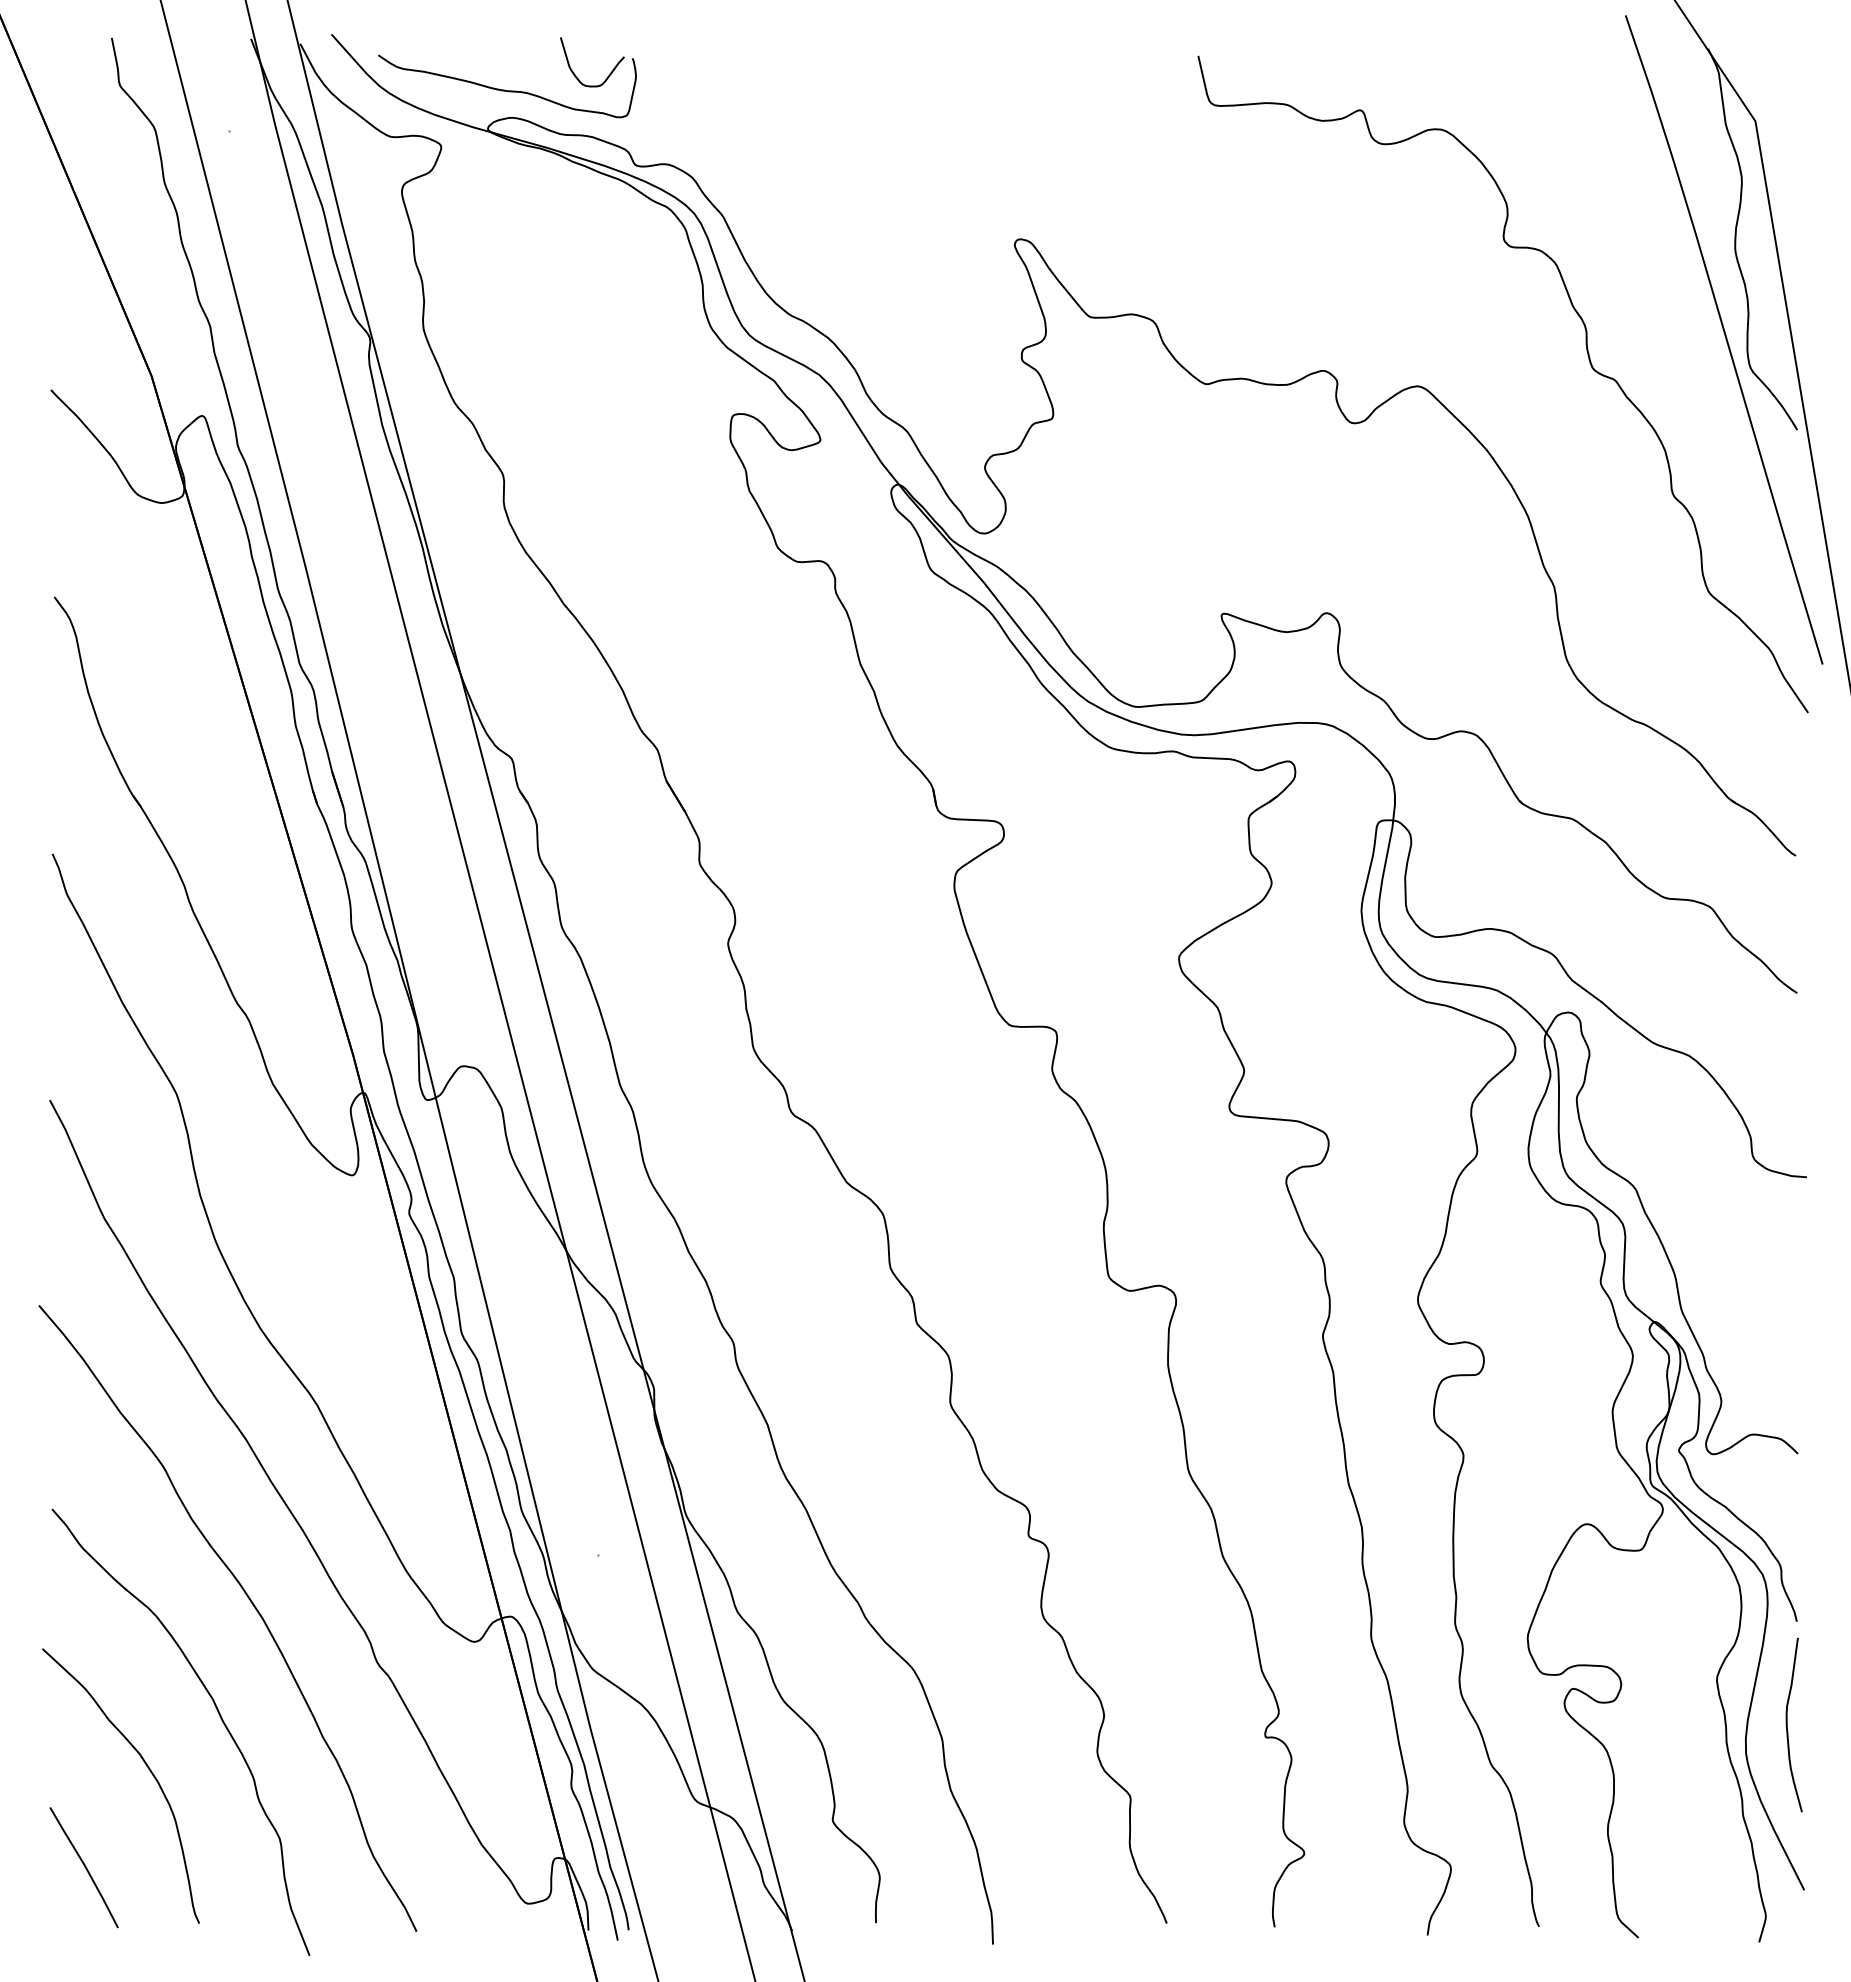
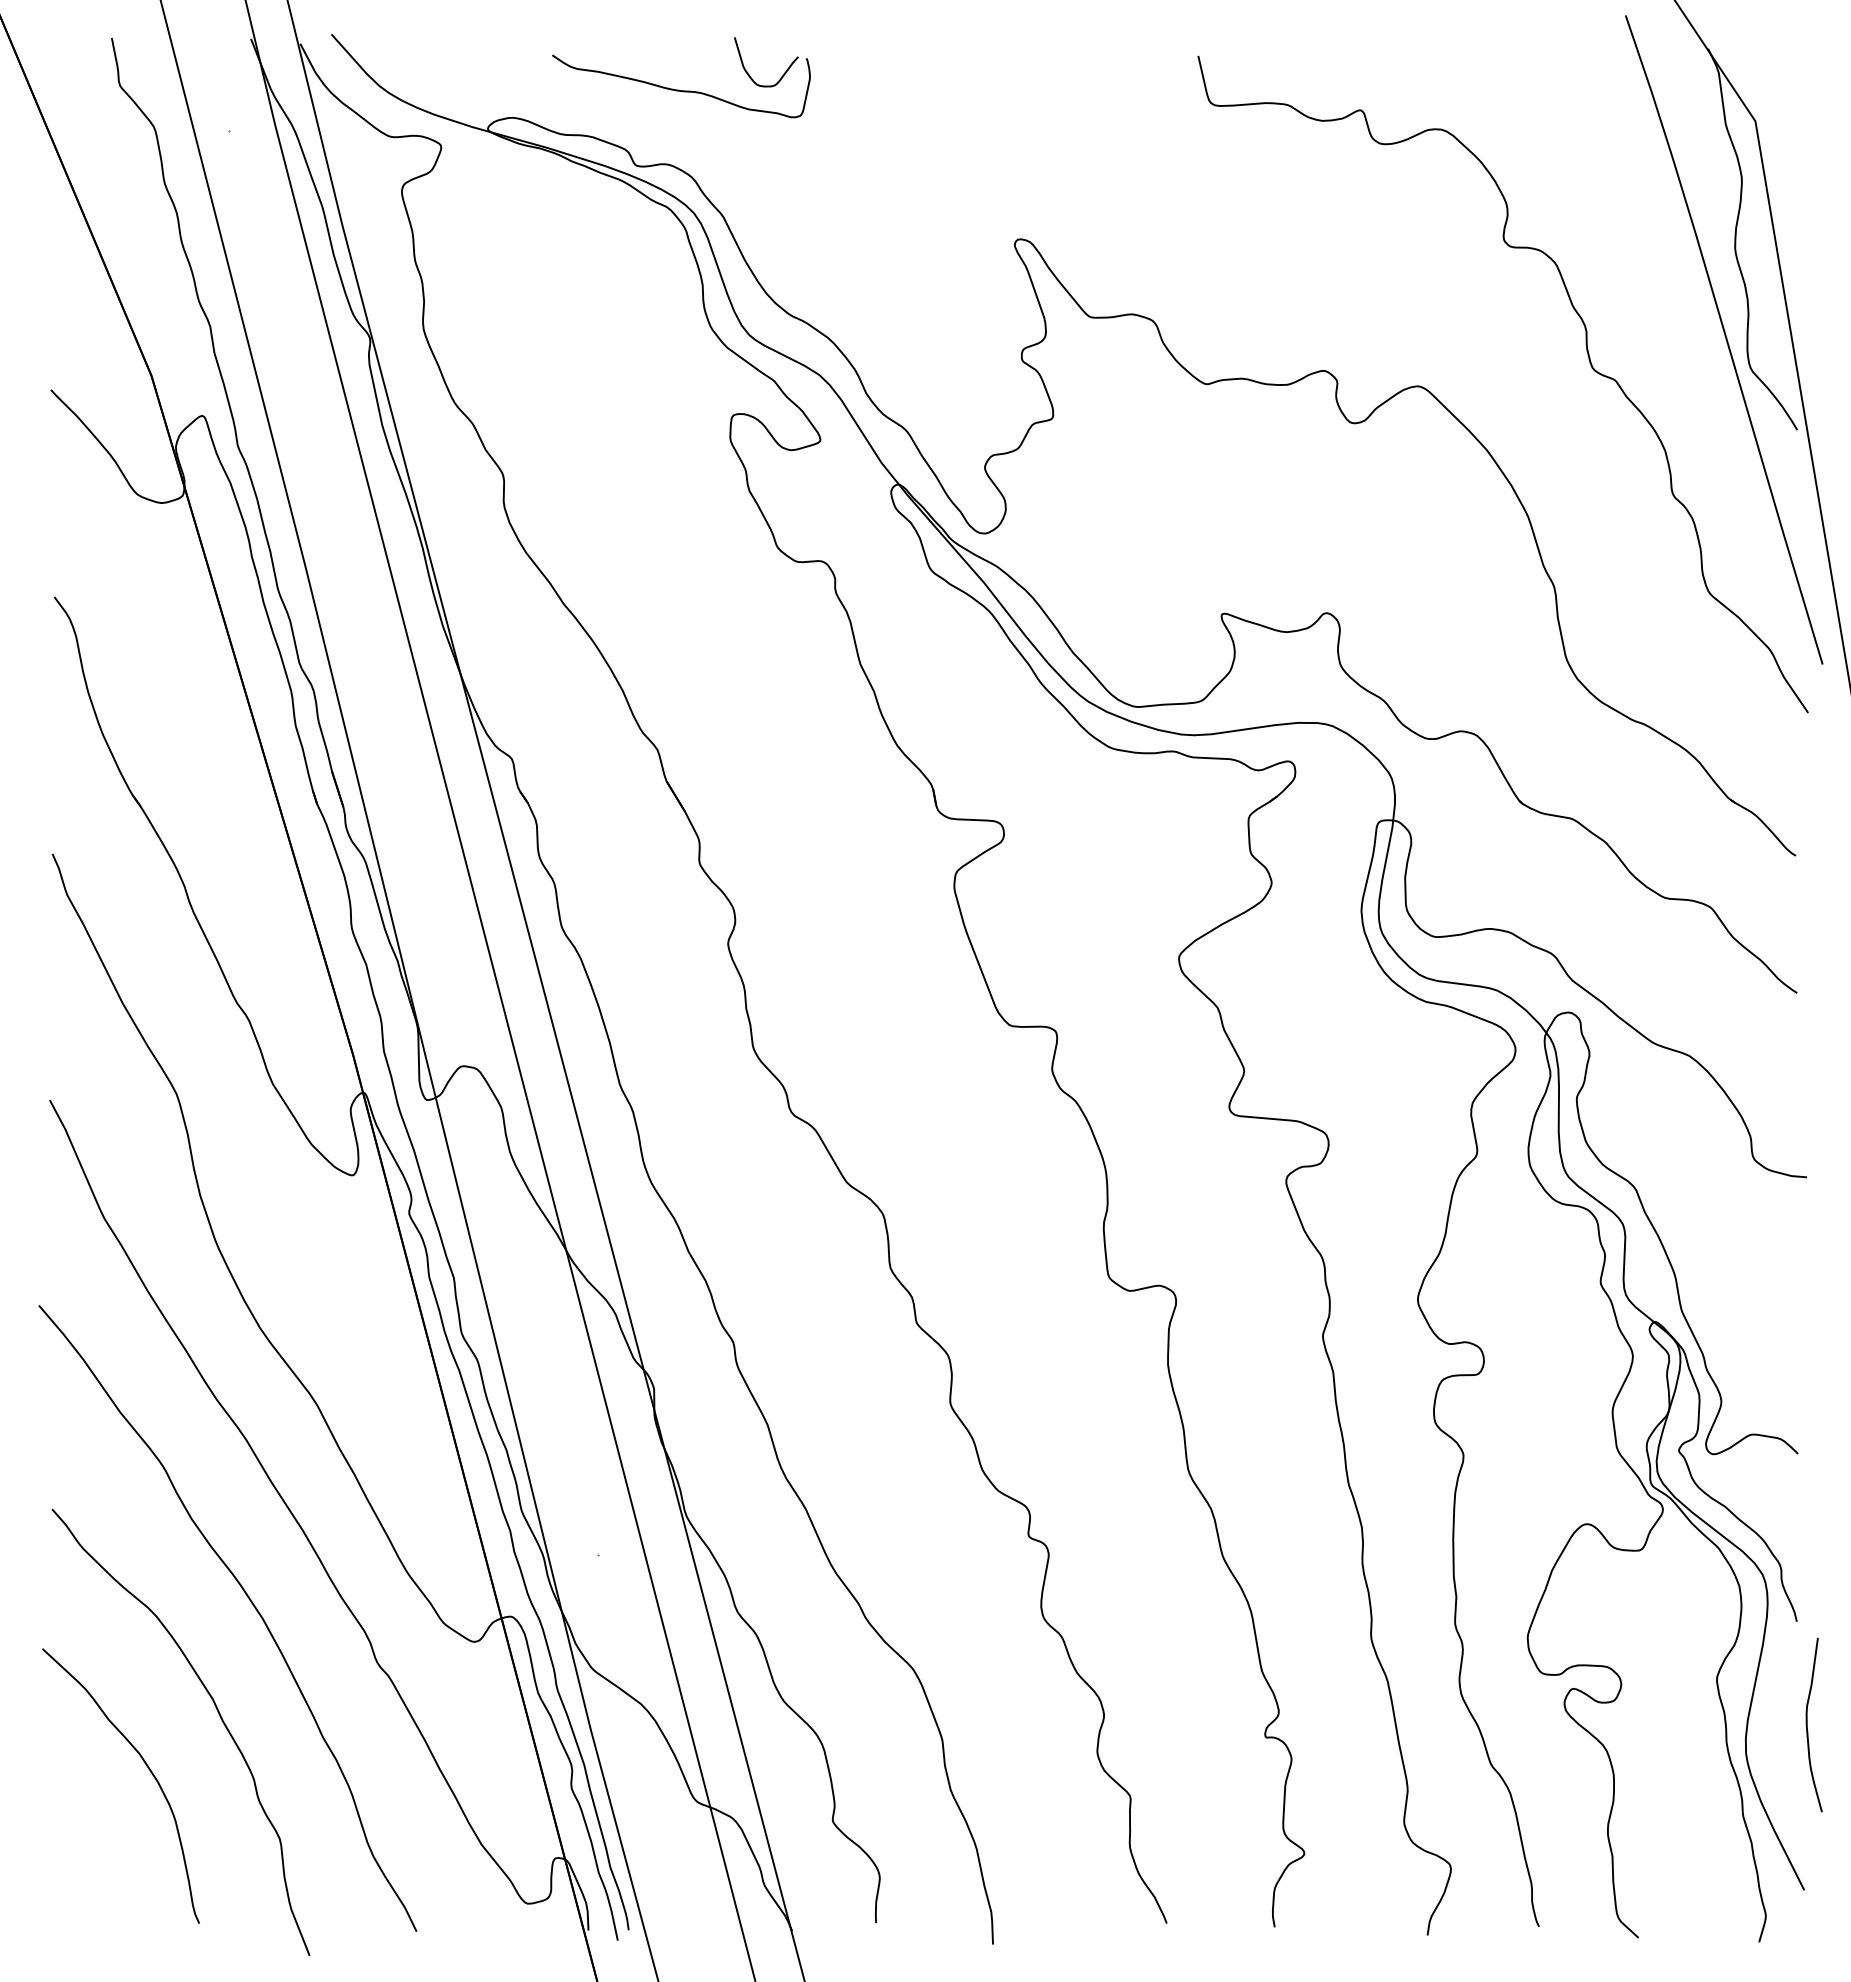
part position: (504, 89) -> (678, 89) (678, 89)
curve position: (1787, 1724) -> (1807, 1724) (1807, 1724)
line: present -> none (84, 1867)
